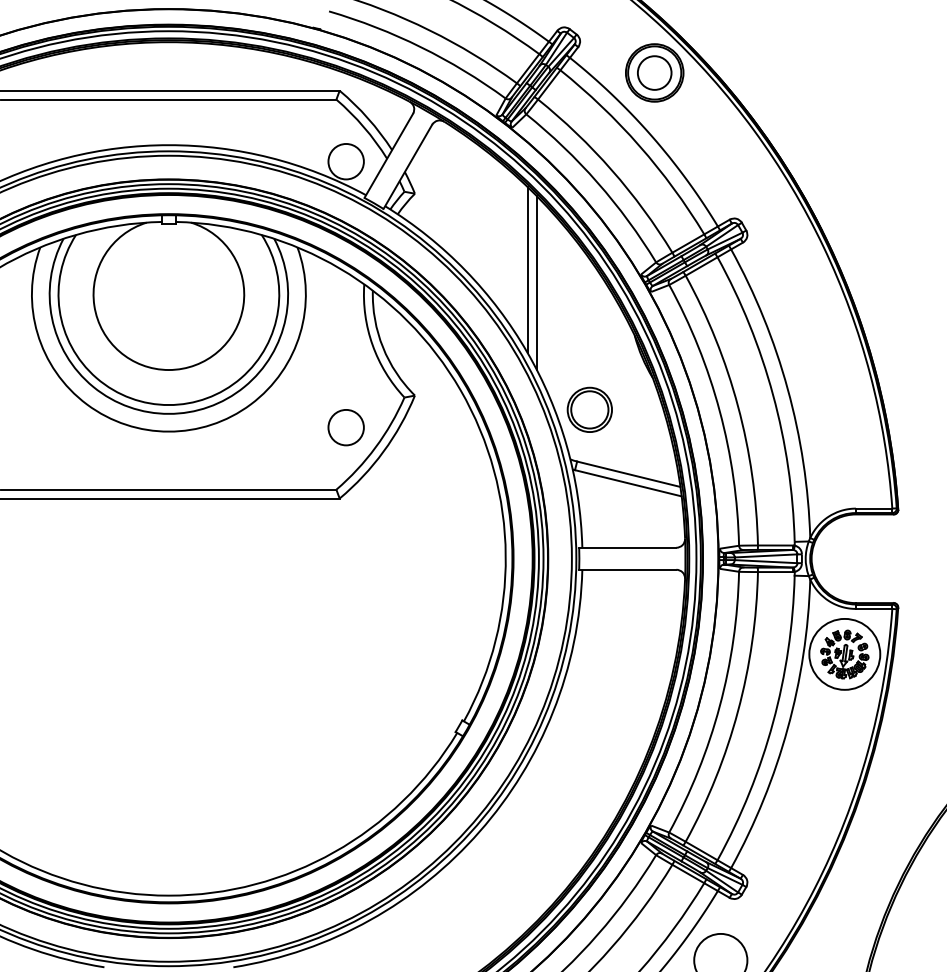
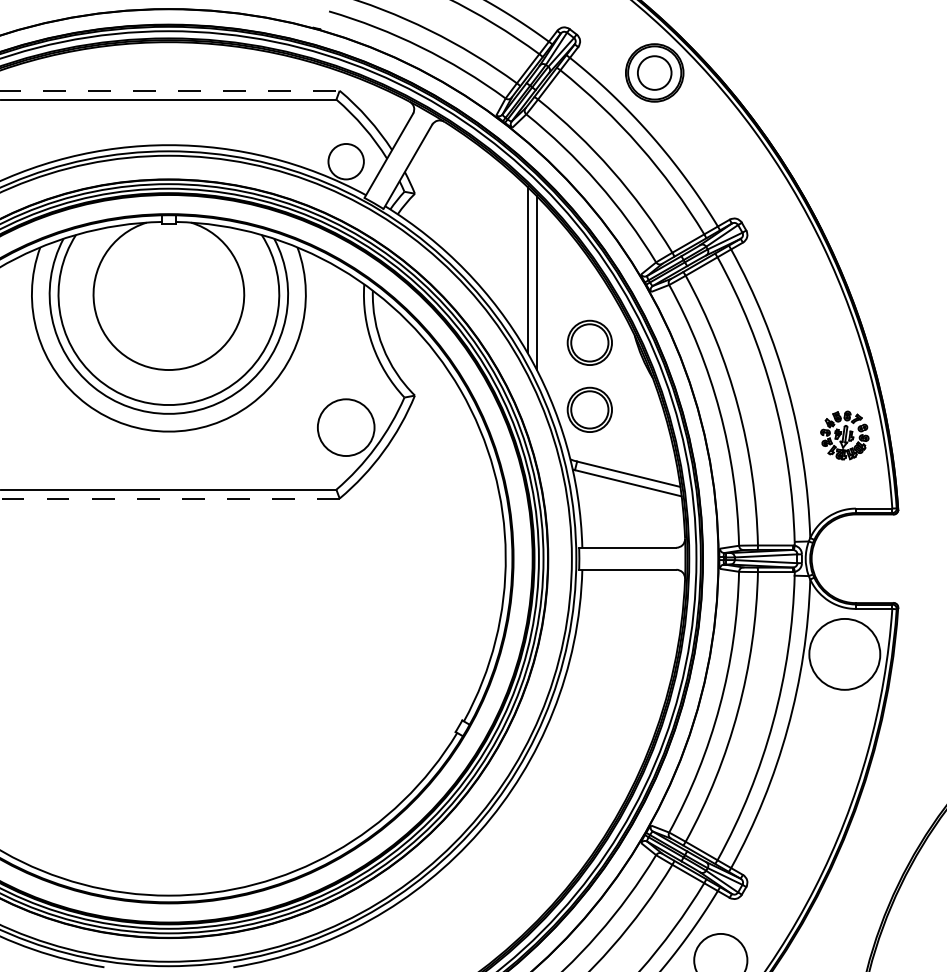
line: solid -> dashed (169, 90)
part: none -> present (589, 342)
circle diameter: 35 px -> 57 px (345, 427)
line: solid -> dashed (169, 498)
part position: (844, 654) -> (844, 435) (844, 435)
